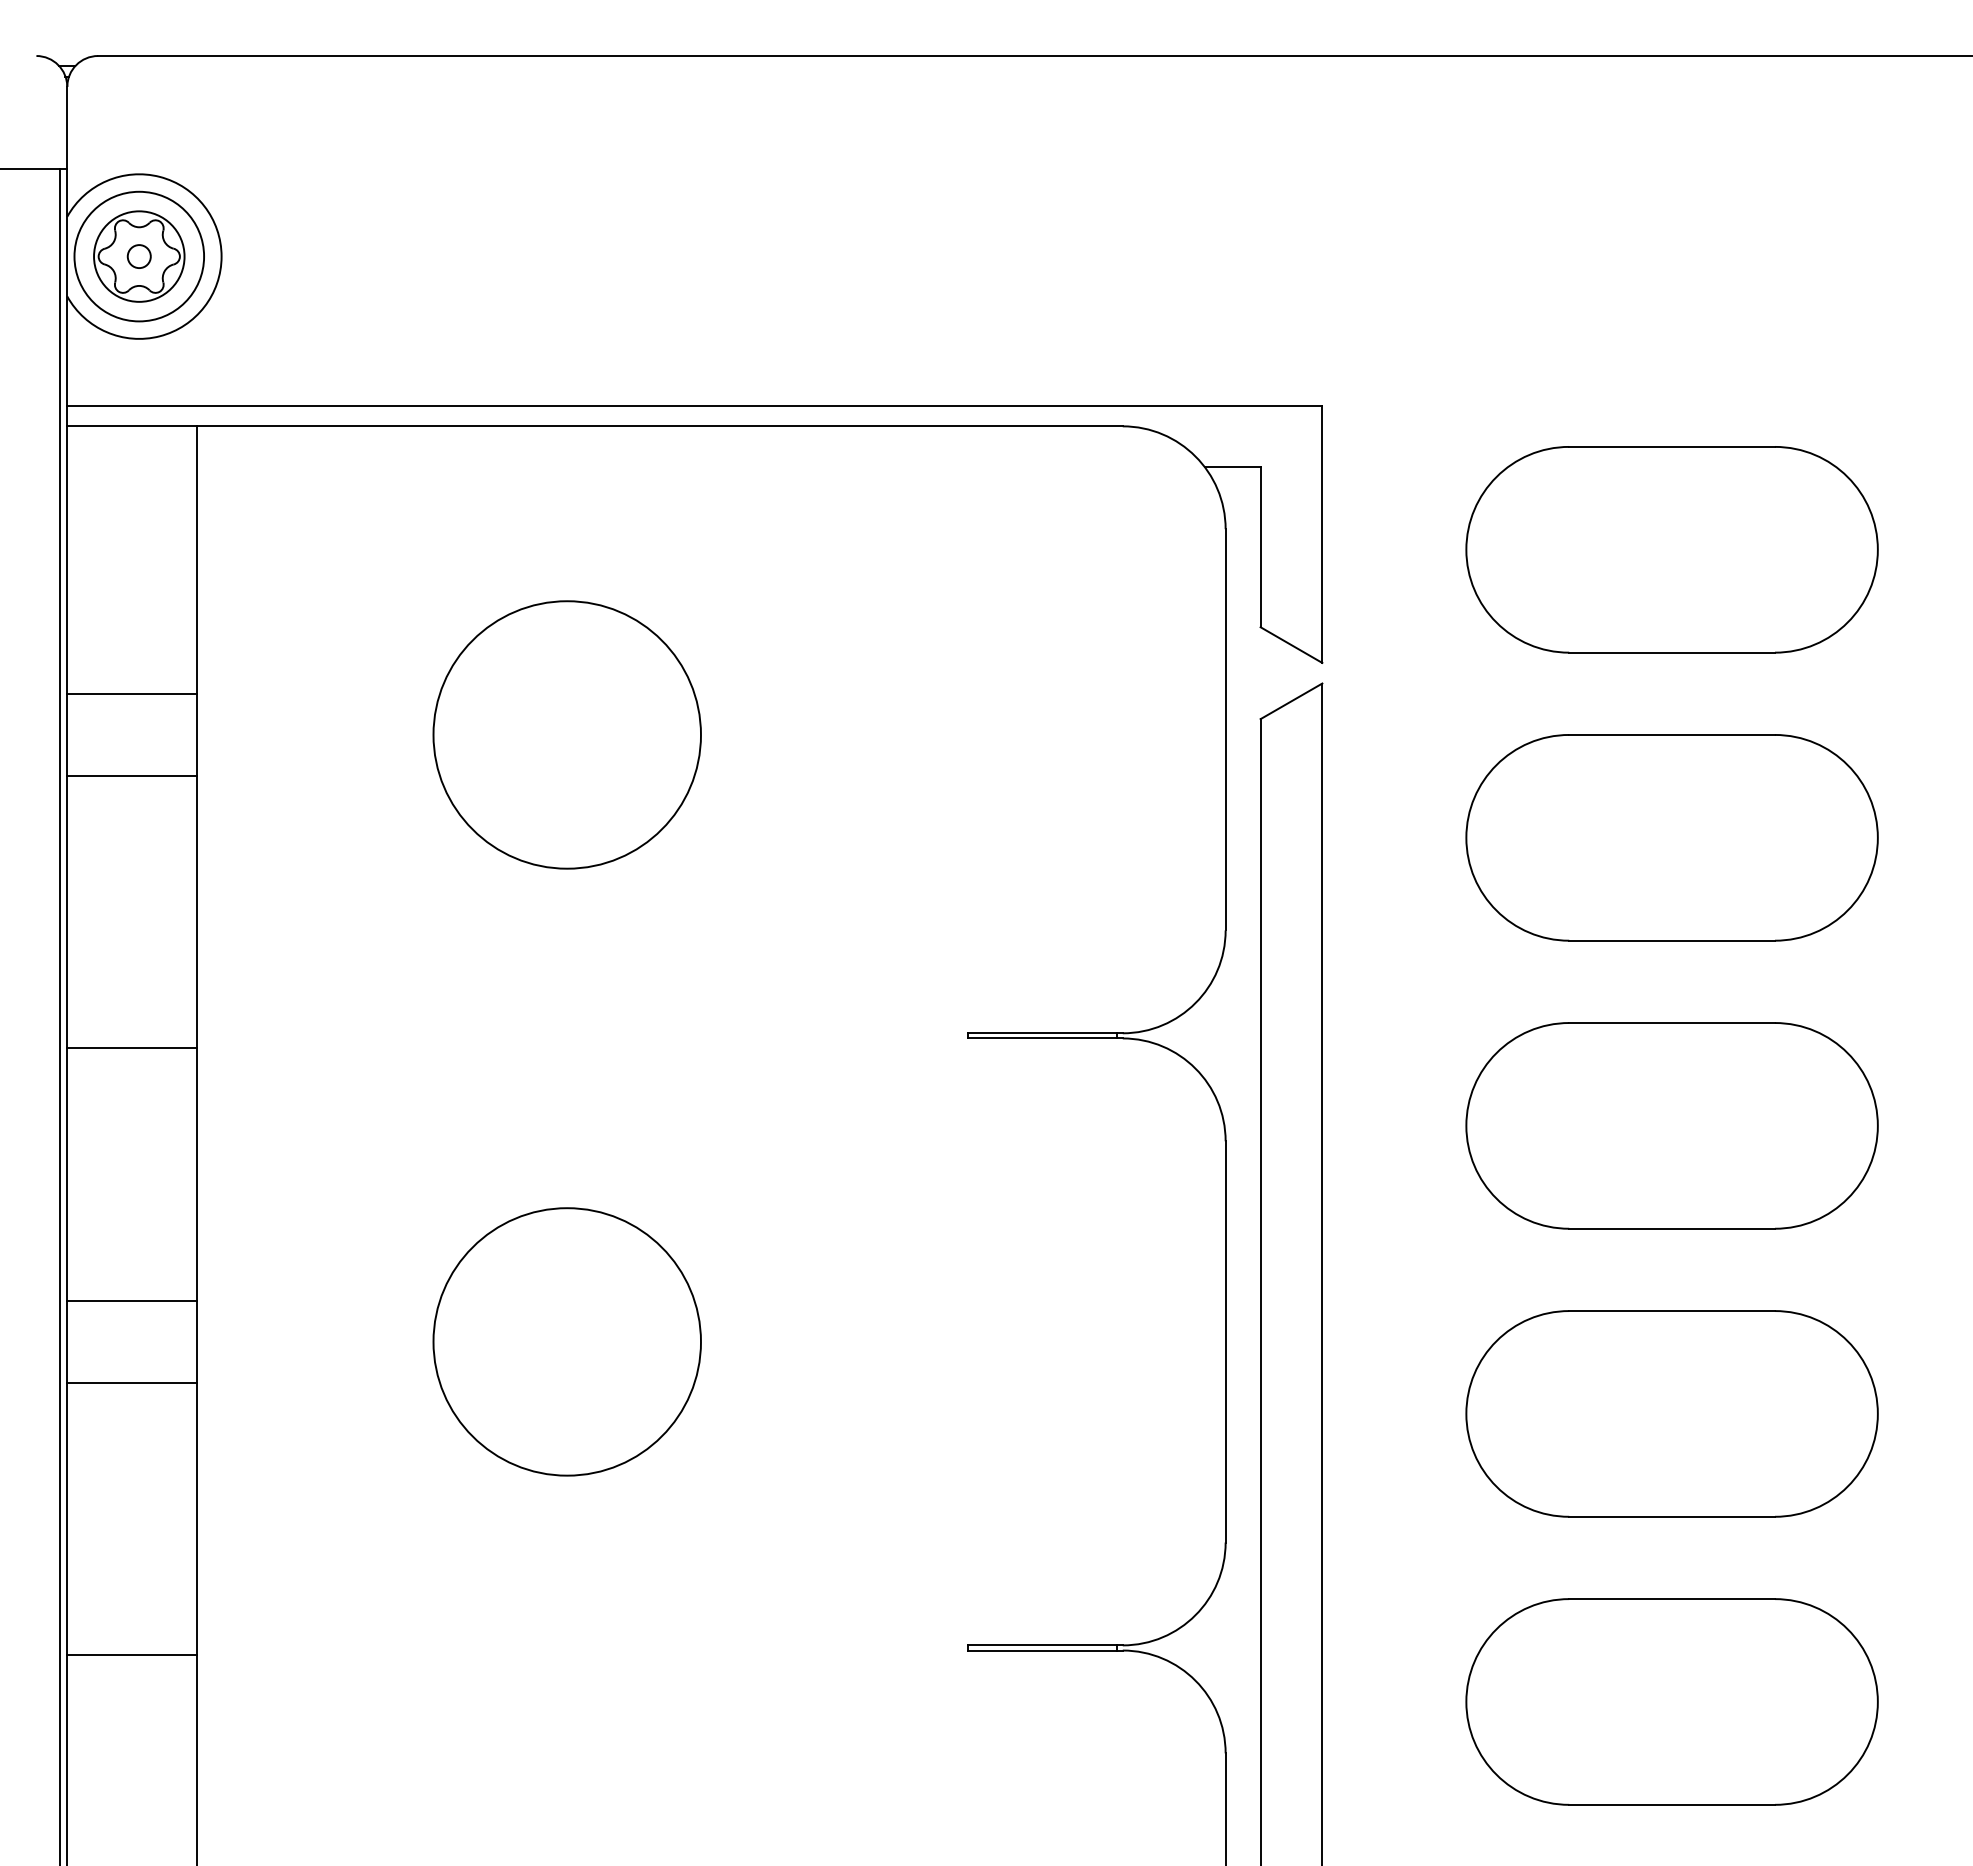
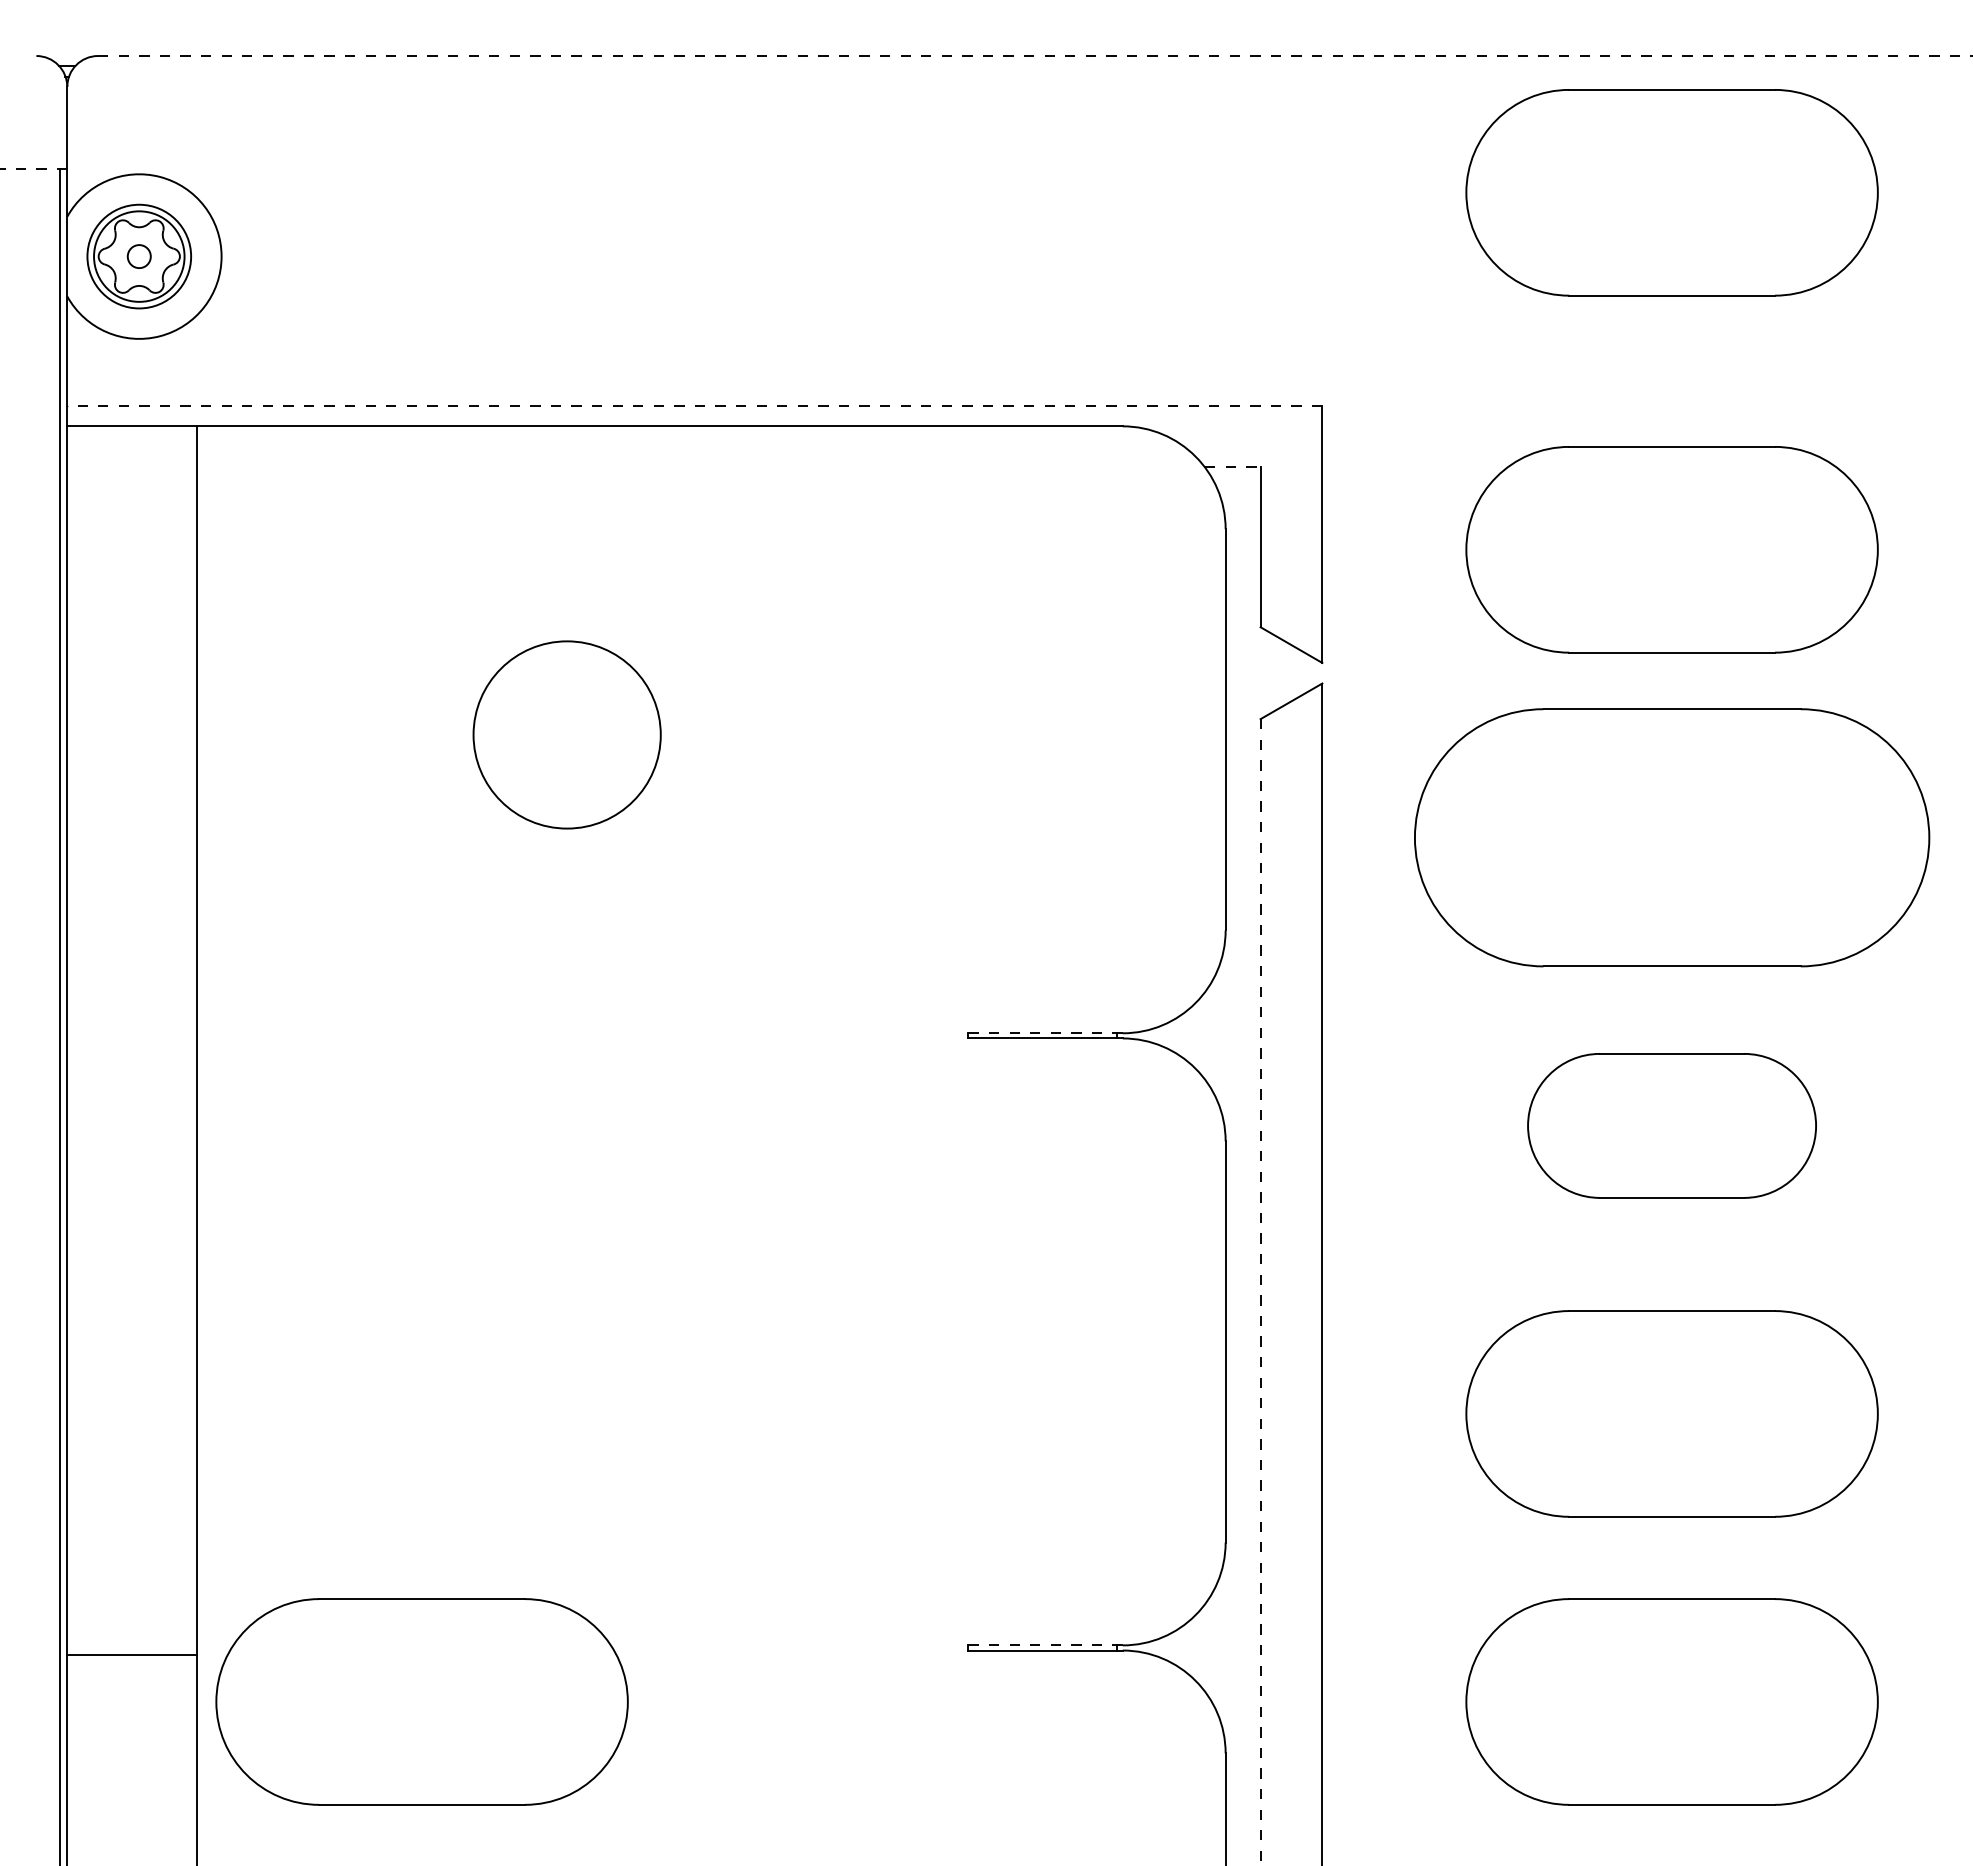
line: solid -> dashed (1035, 56)
line: solid -> dashed (34, 169)
part: none -> present (1671, 192)
circle diameter: 130 px -> 104 px (139, 256)
line: solid -> dashed (694, 405)
line: solid -> dashed (1232, 467)
line: present -> none (131, 693)
circle size: 270x270 px -> 190x190 px (566, 734)
line: present -> none (131, 776)
part size: 414x208 px -> 517x260 px (1672, 837)
line: solid -> dashed (1045, 1033)
line: present -> none (131, 1048)
part size: 414x208 px -> 290x146 px (1671, 1125)
line: solid -> dashed (1260, 1292)
line: present -> none (131, 1300)
circle: present -> none (566, 1341)
line: present -> none (131, 1383)
line: solid -> dashed (1045, 1645)
part: none -> present (421, 1701)
